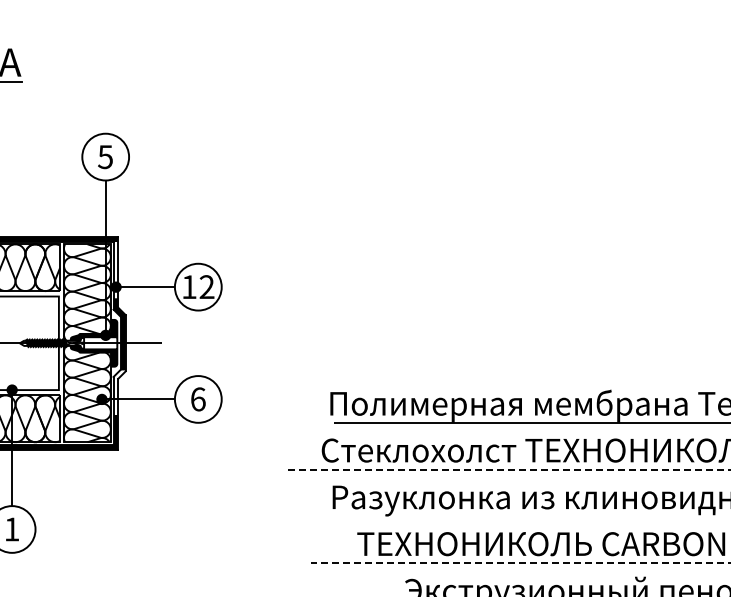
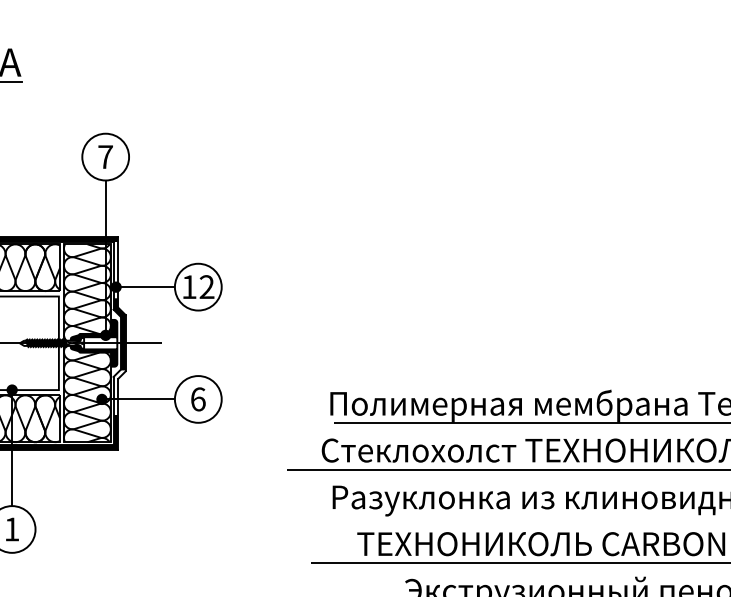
text: 5 -> 7 (105, 157)
line: dashed -> solid (509, 469)
line: dashed -> solid (520, 563)
